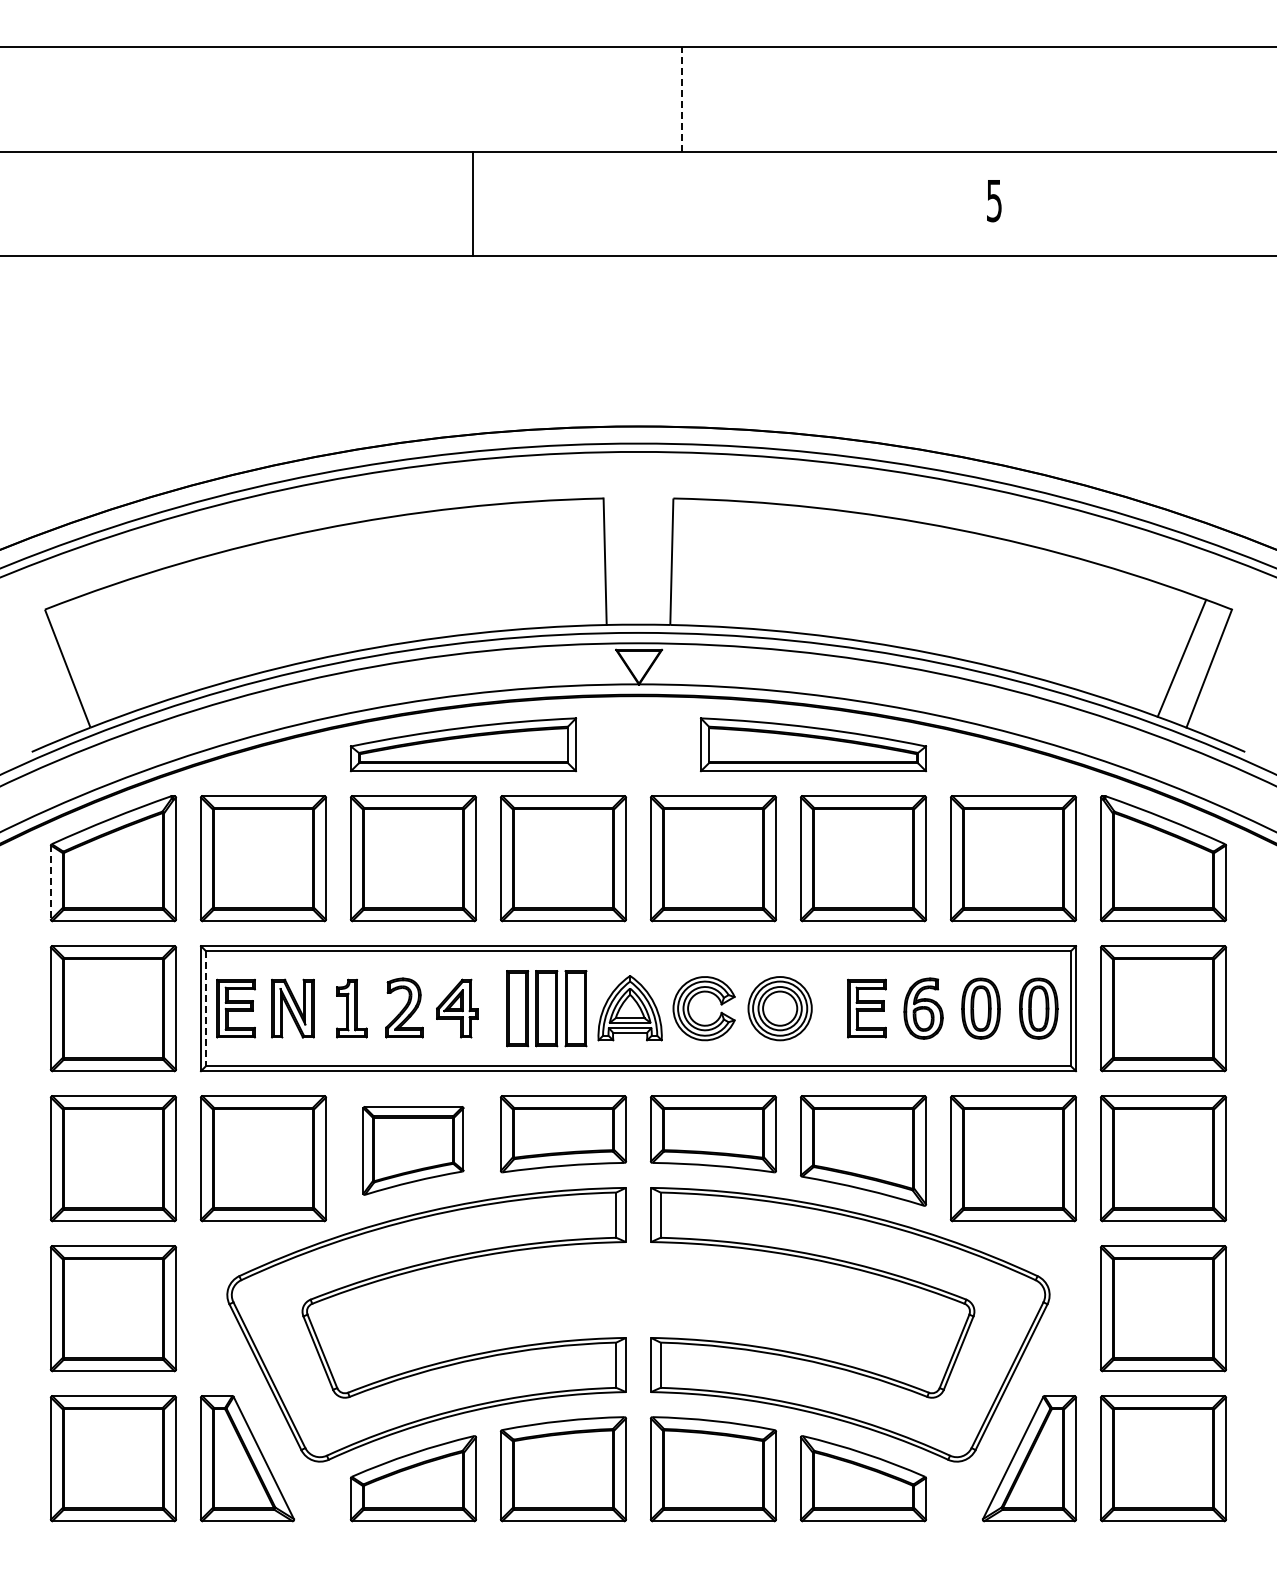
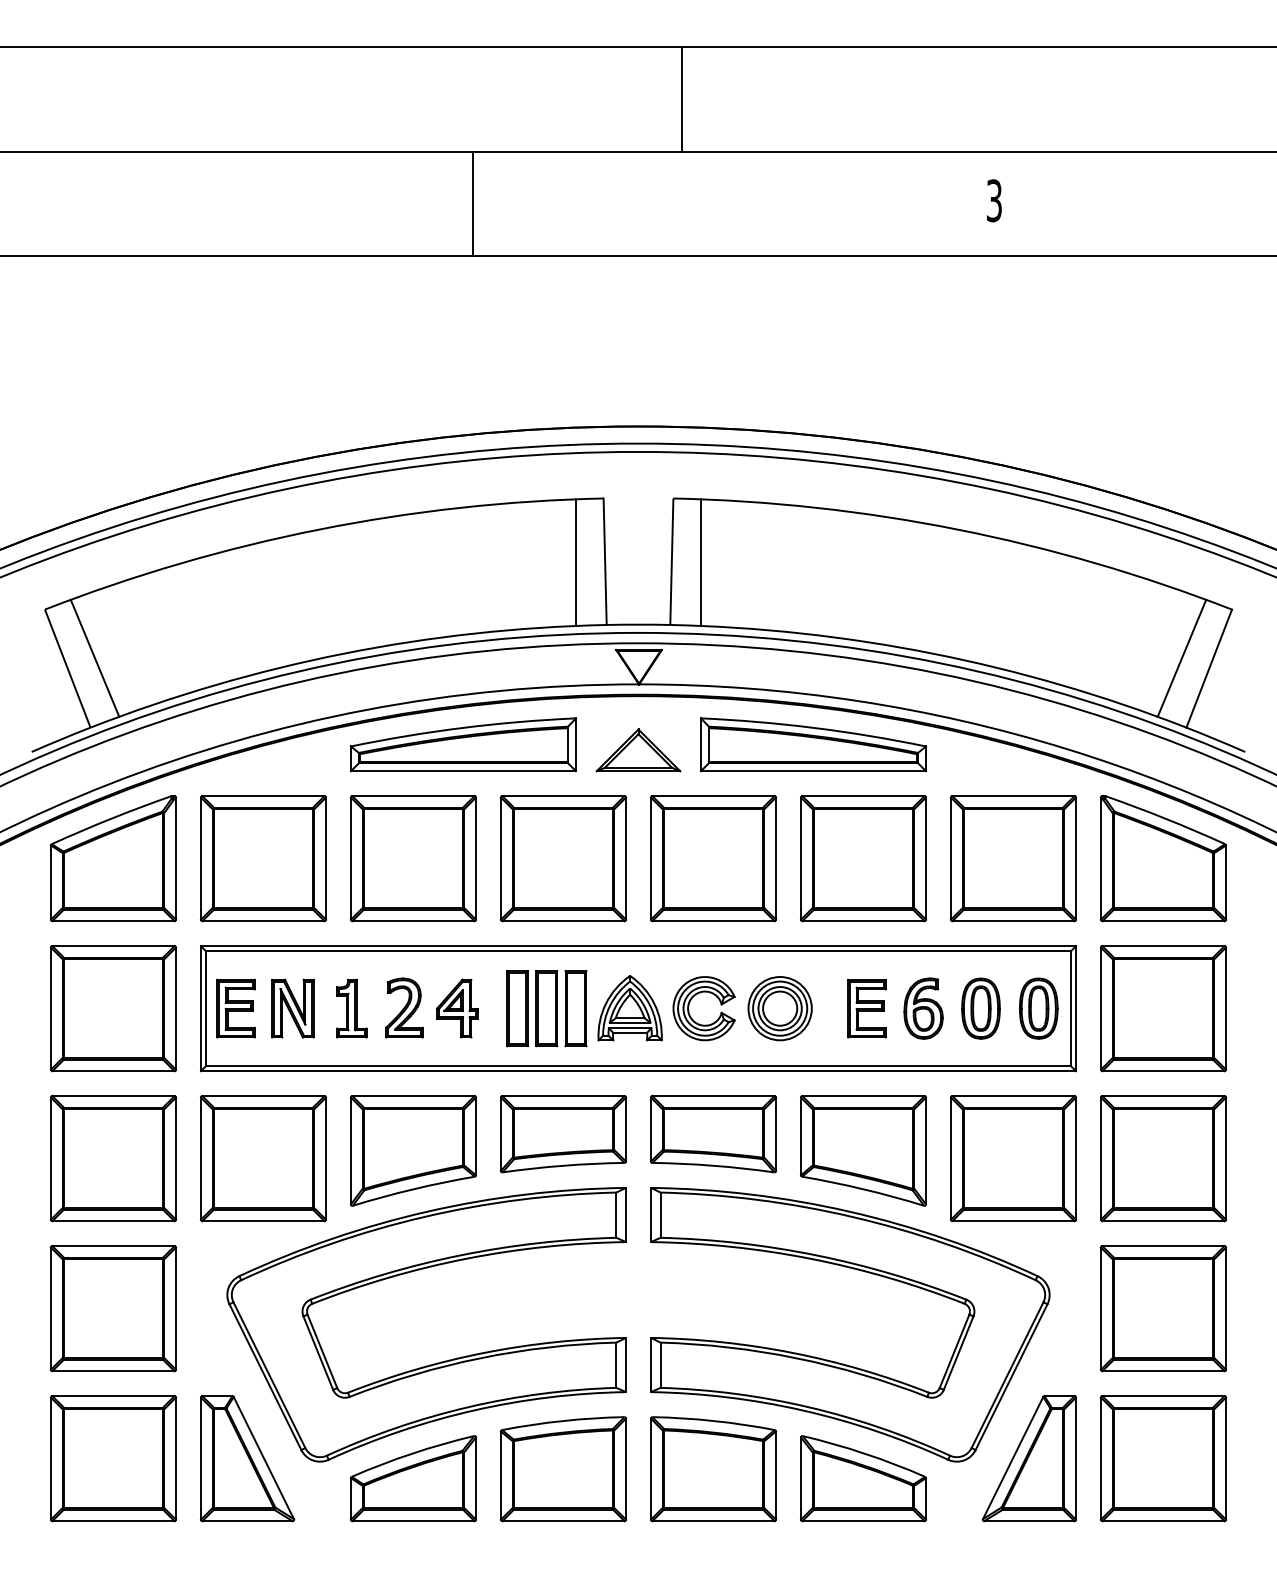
line: dashed -> solid (681, 99)
text: 5 -> 3 (994, 200)
line: none -> present (576, 562)
line: none -> present (701, 562)
line: none -> present (94, 657)
part: none -> present (638, 750)
line: dashed -> solid (50, 883)
line: dashed -> solid (205, 1008)
part size: 103x90 px -> 129x112 px (413, 1150)
